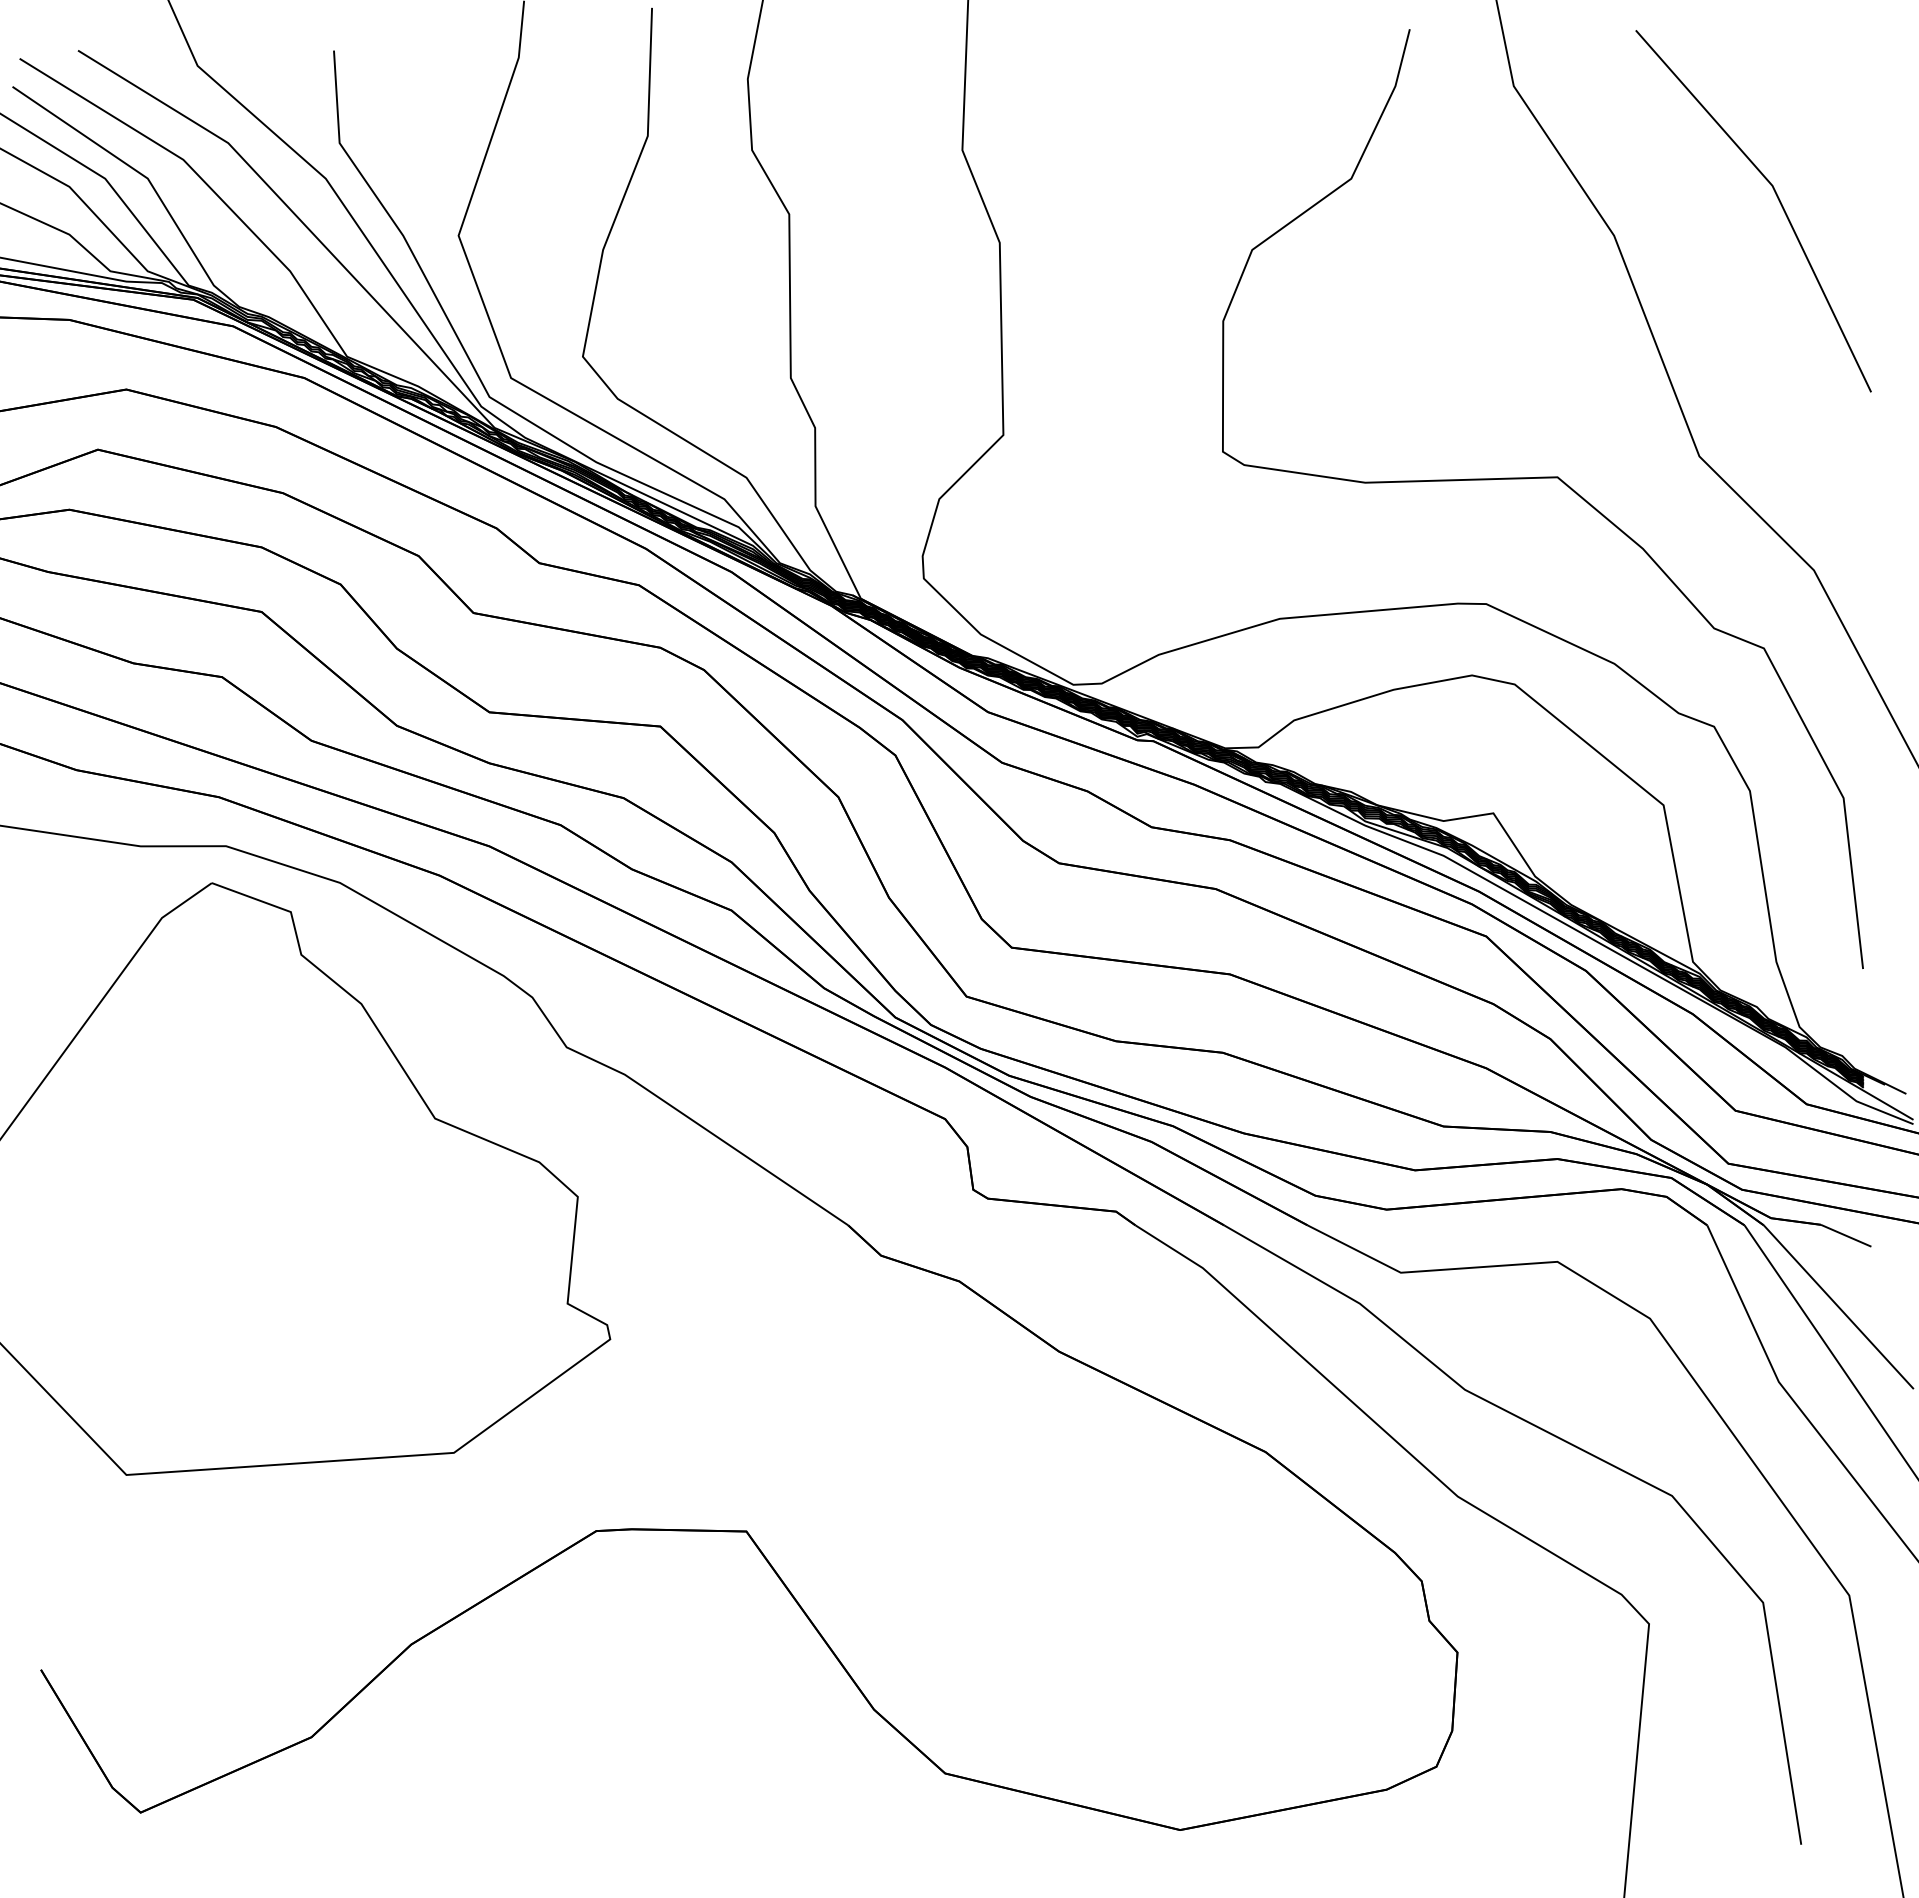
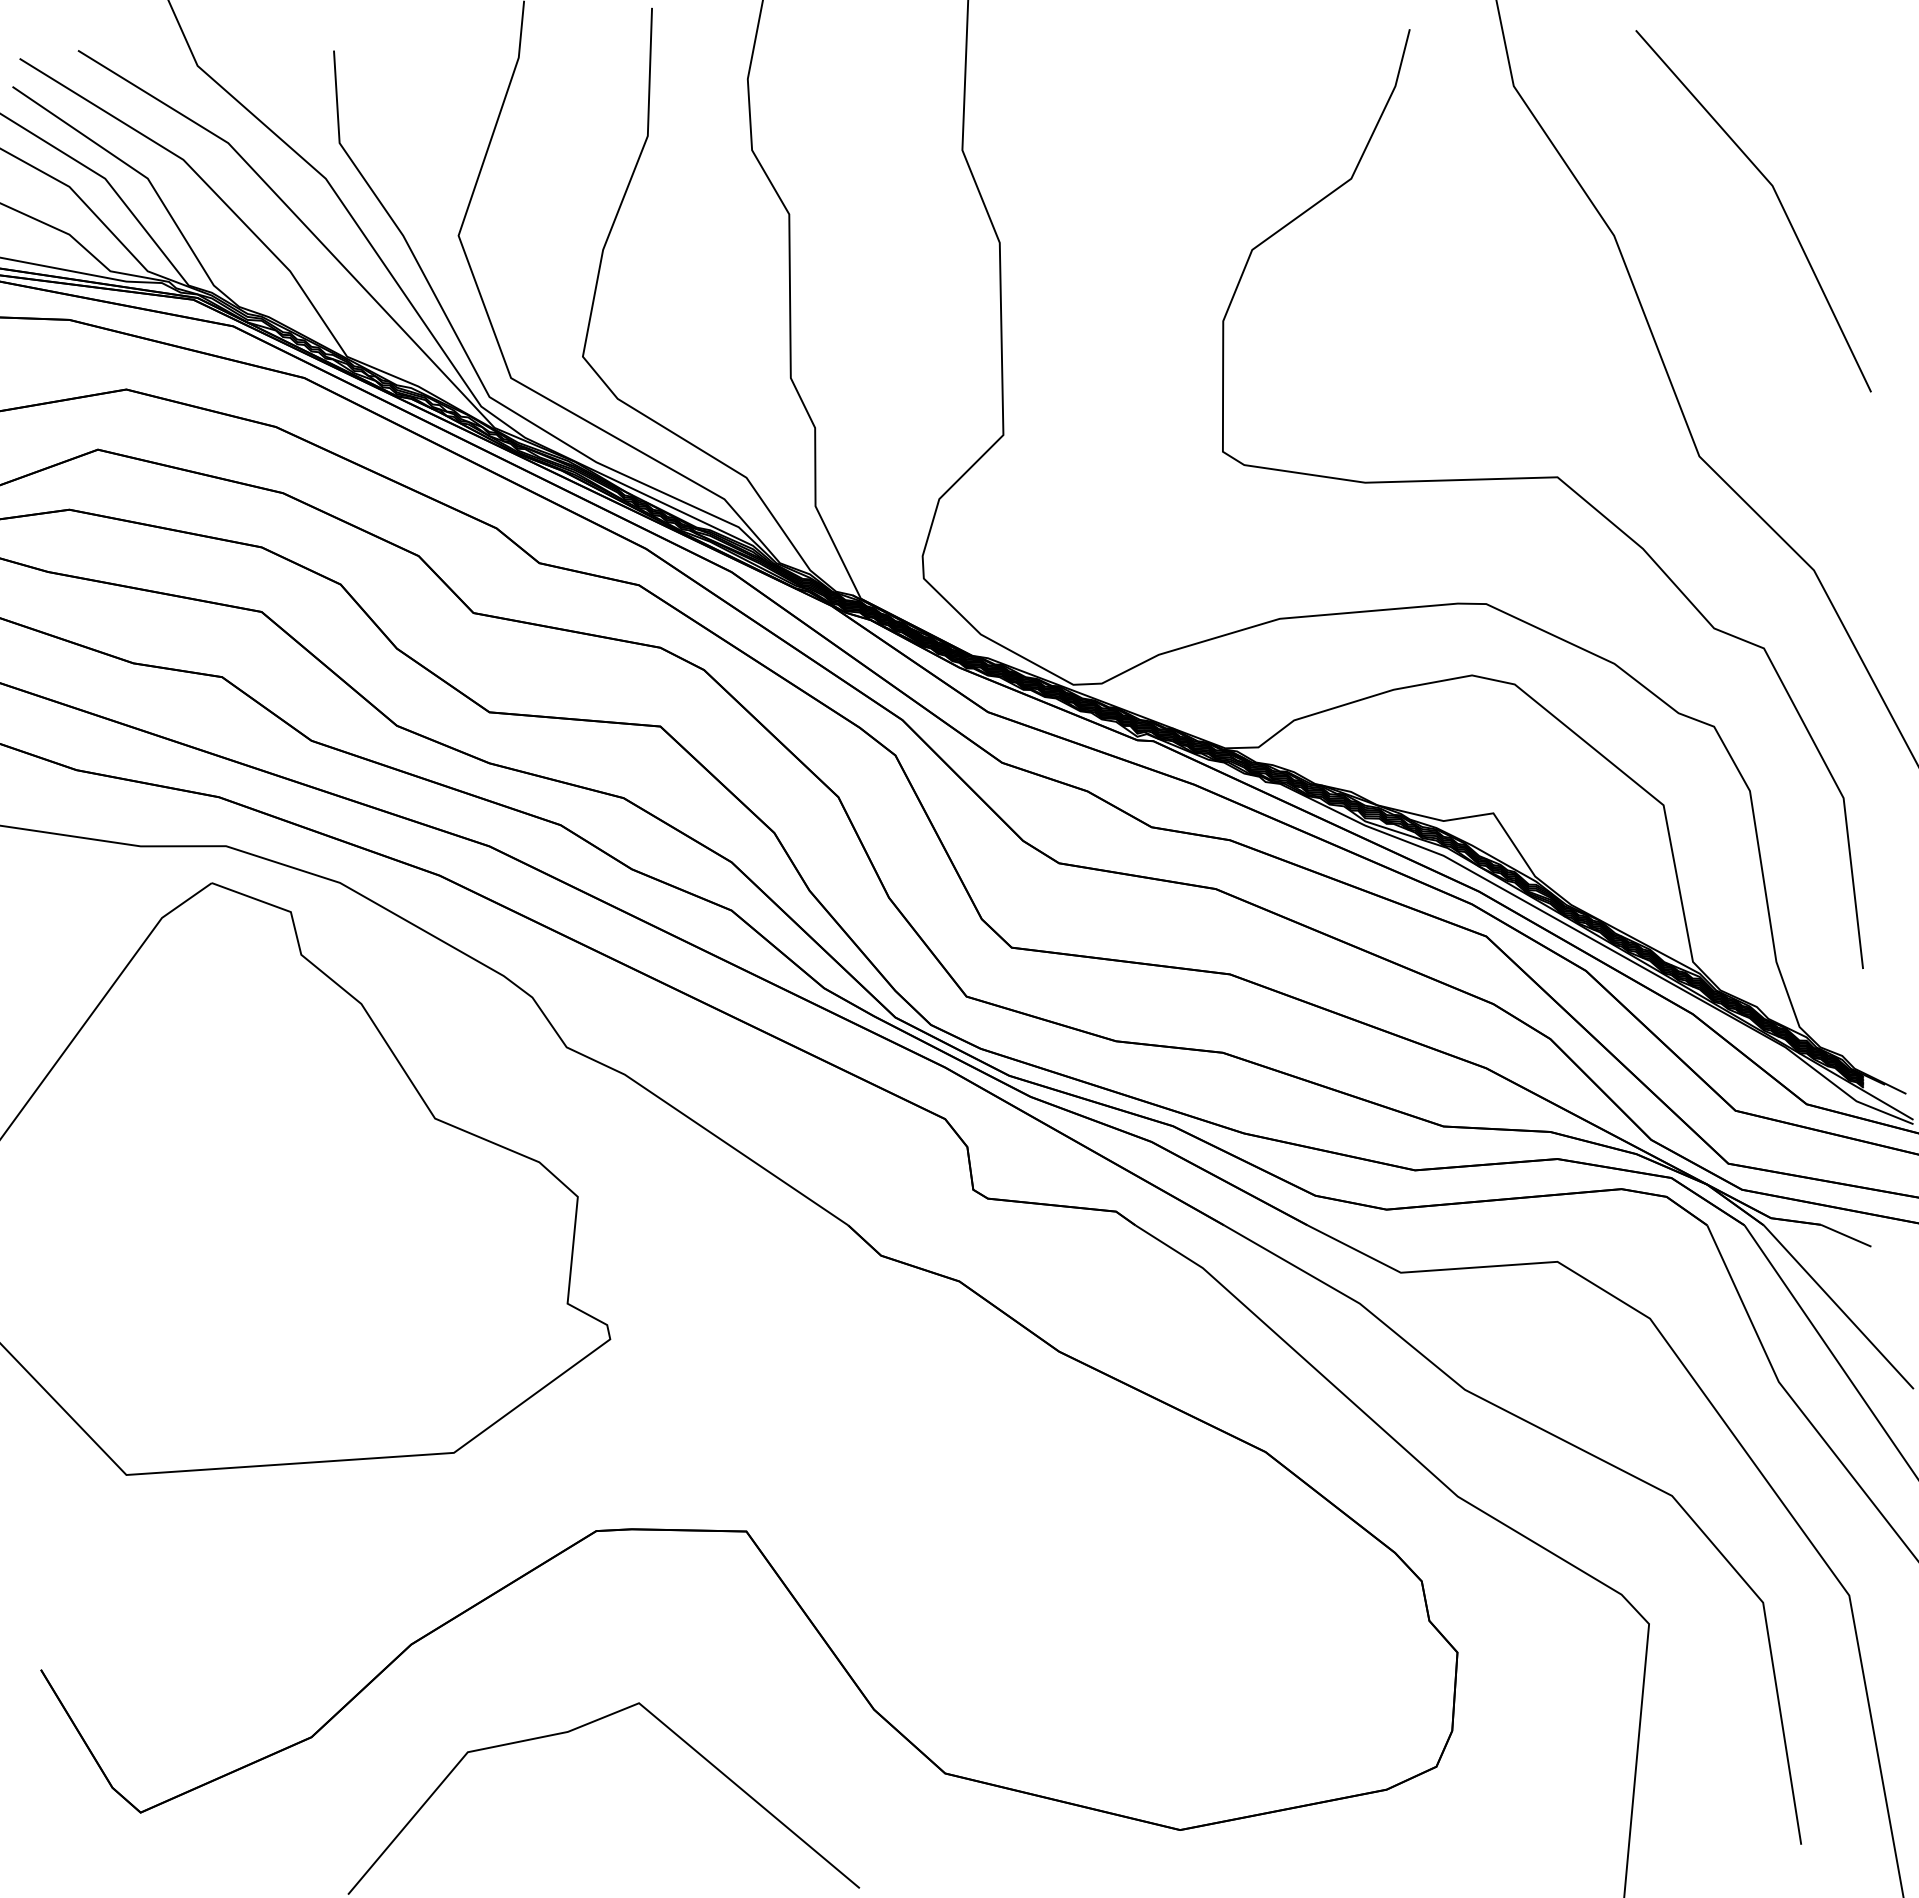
line: none -> present (574, 1730)
